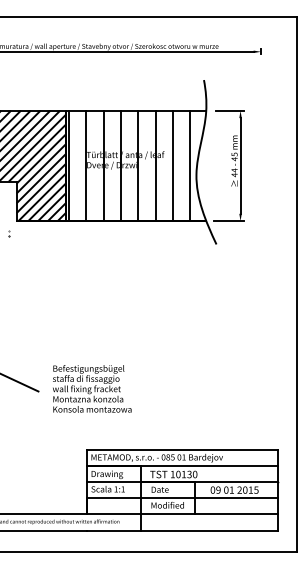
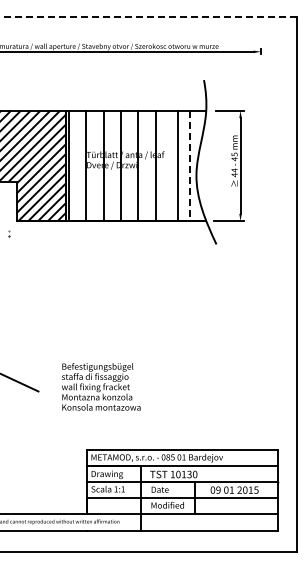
line: solid -> dashed (148, 17)
line position: (173, 165) -> (178, 165) (178, 165)
line: solid -> dashed (190, 166)
text position: (92, 388) -> (101, 386) (101, 386)
